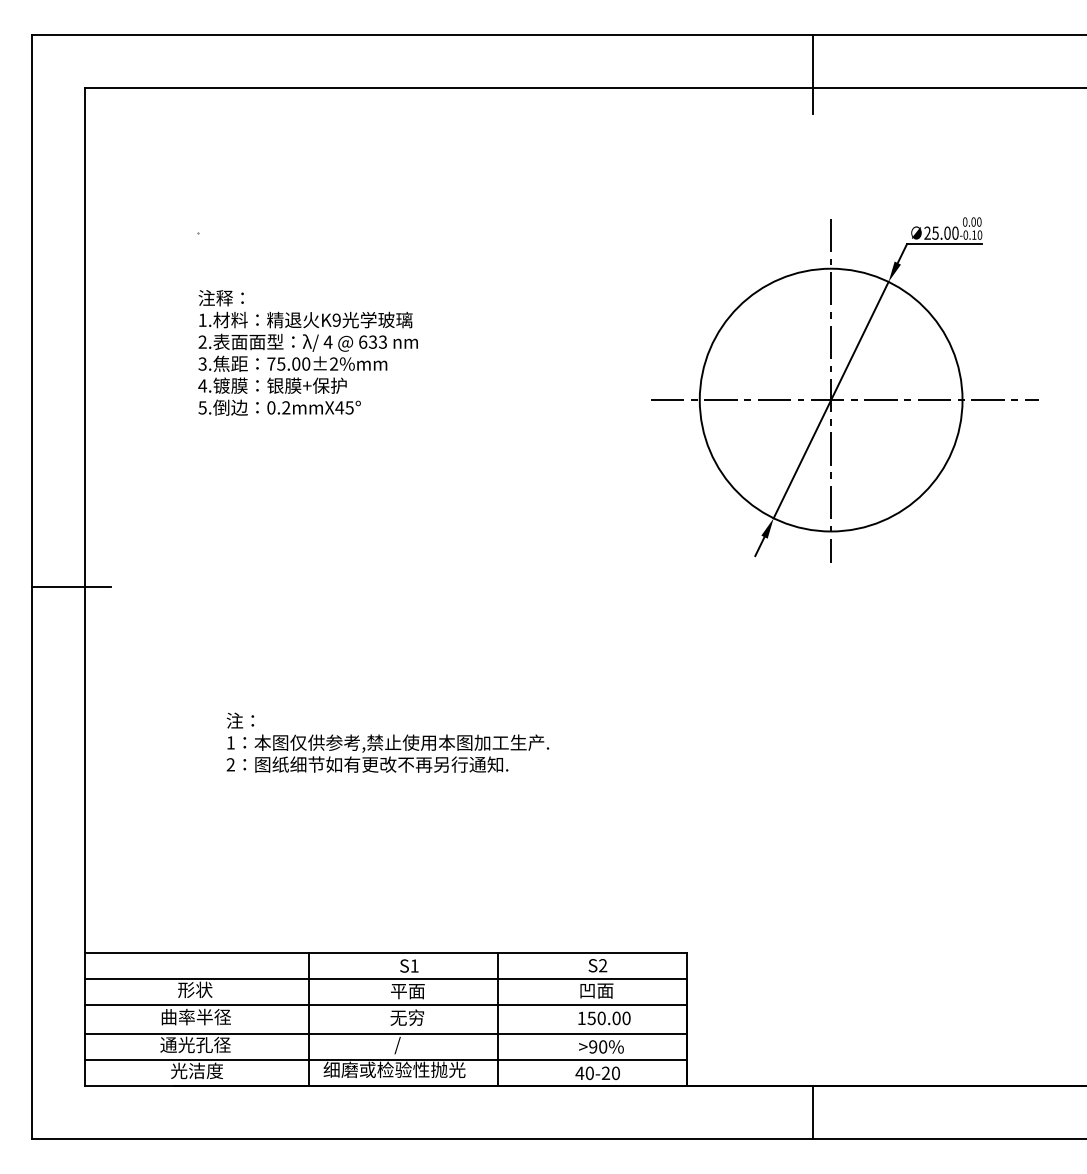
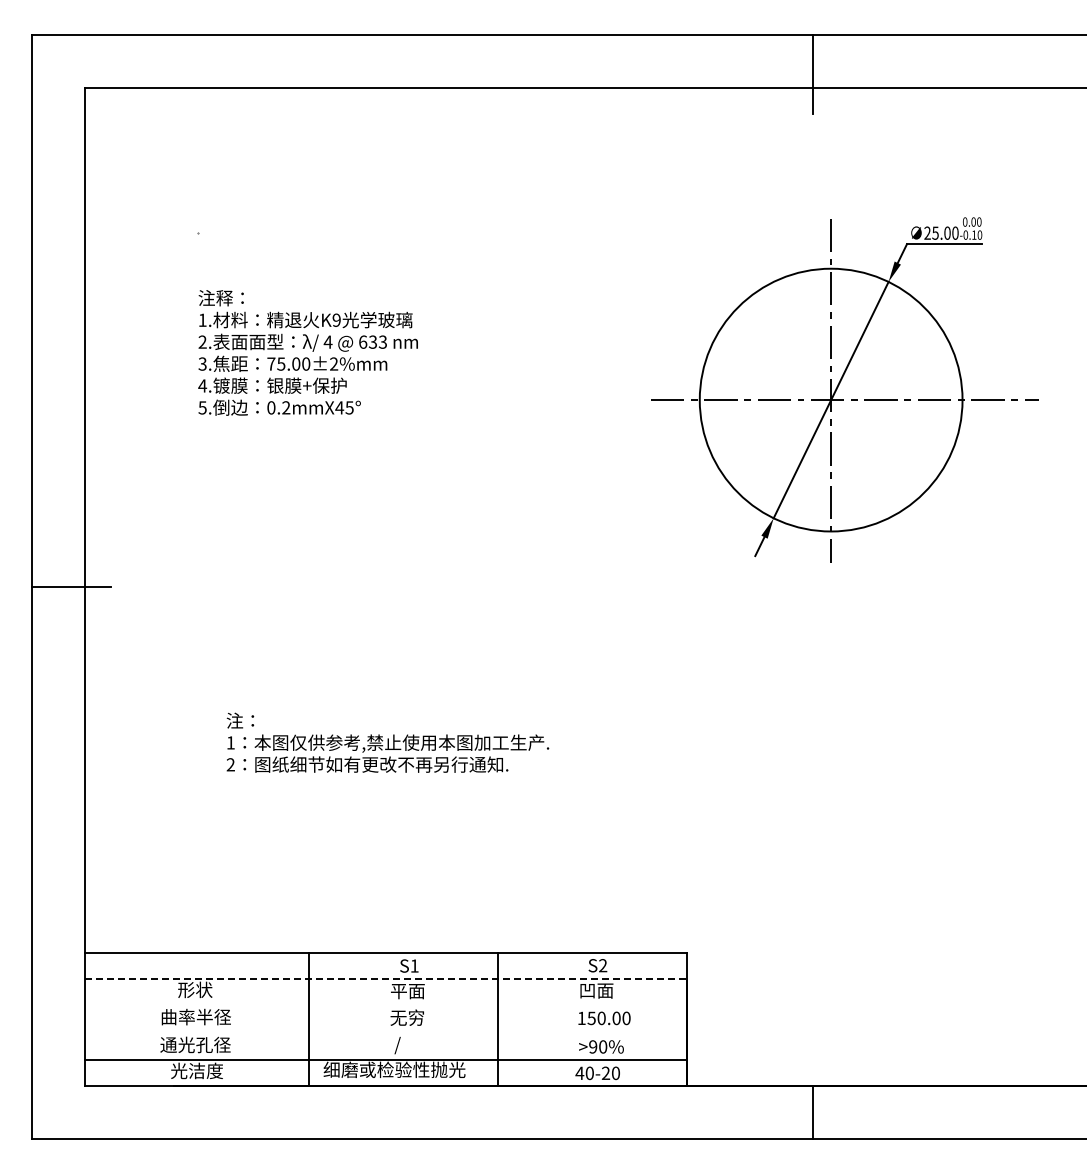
line: solid -> dashed (386, 979)
line: present -> none (386, 1005)
line: present -> none (386, 1033)
